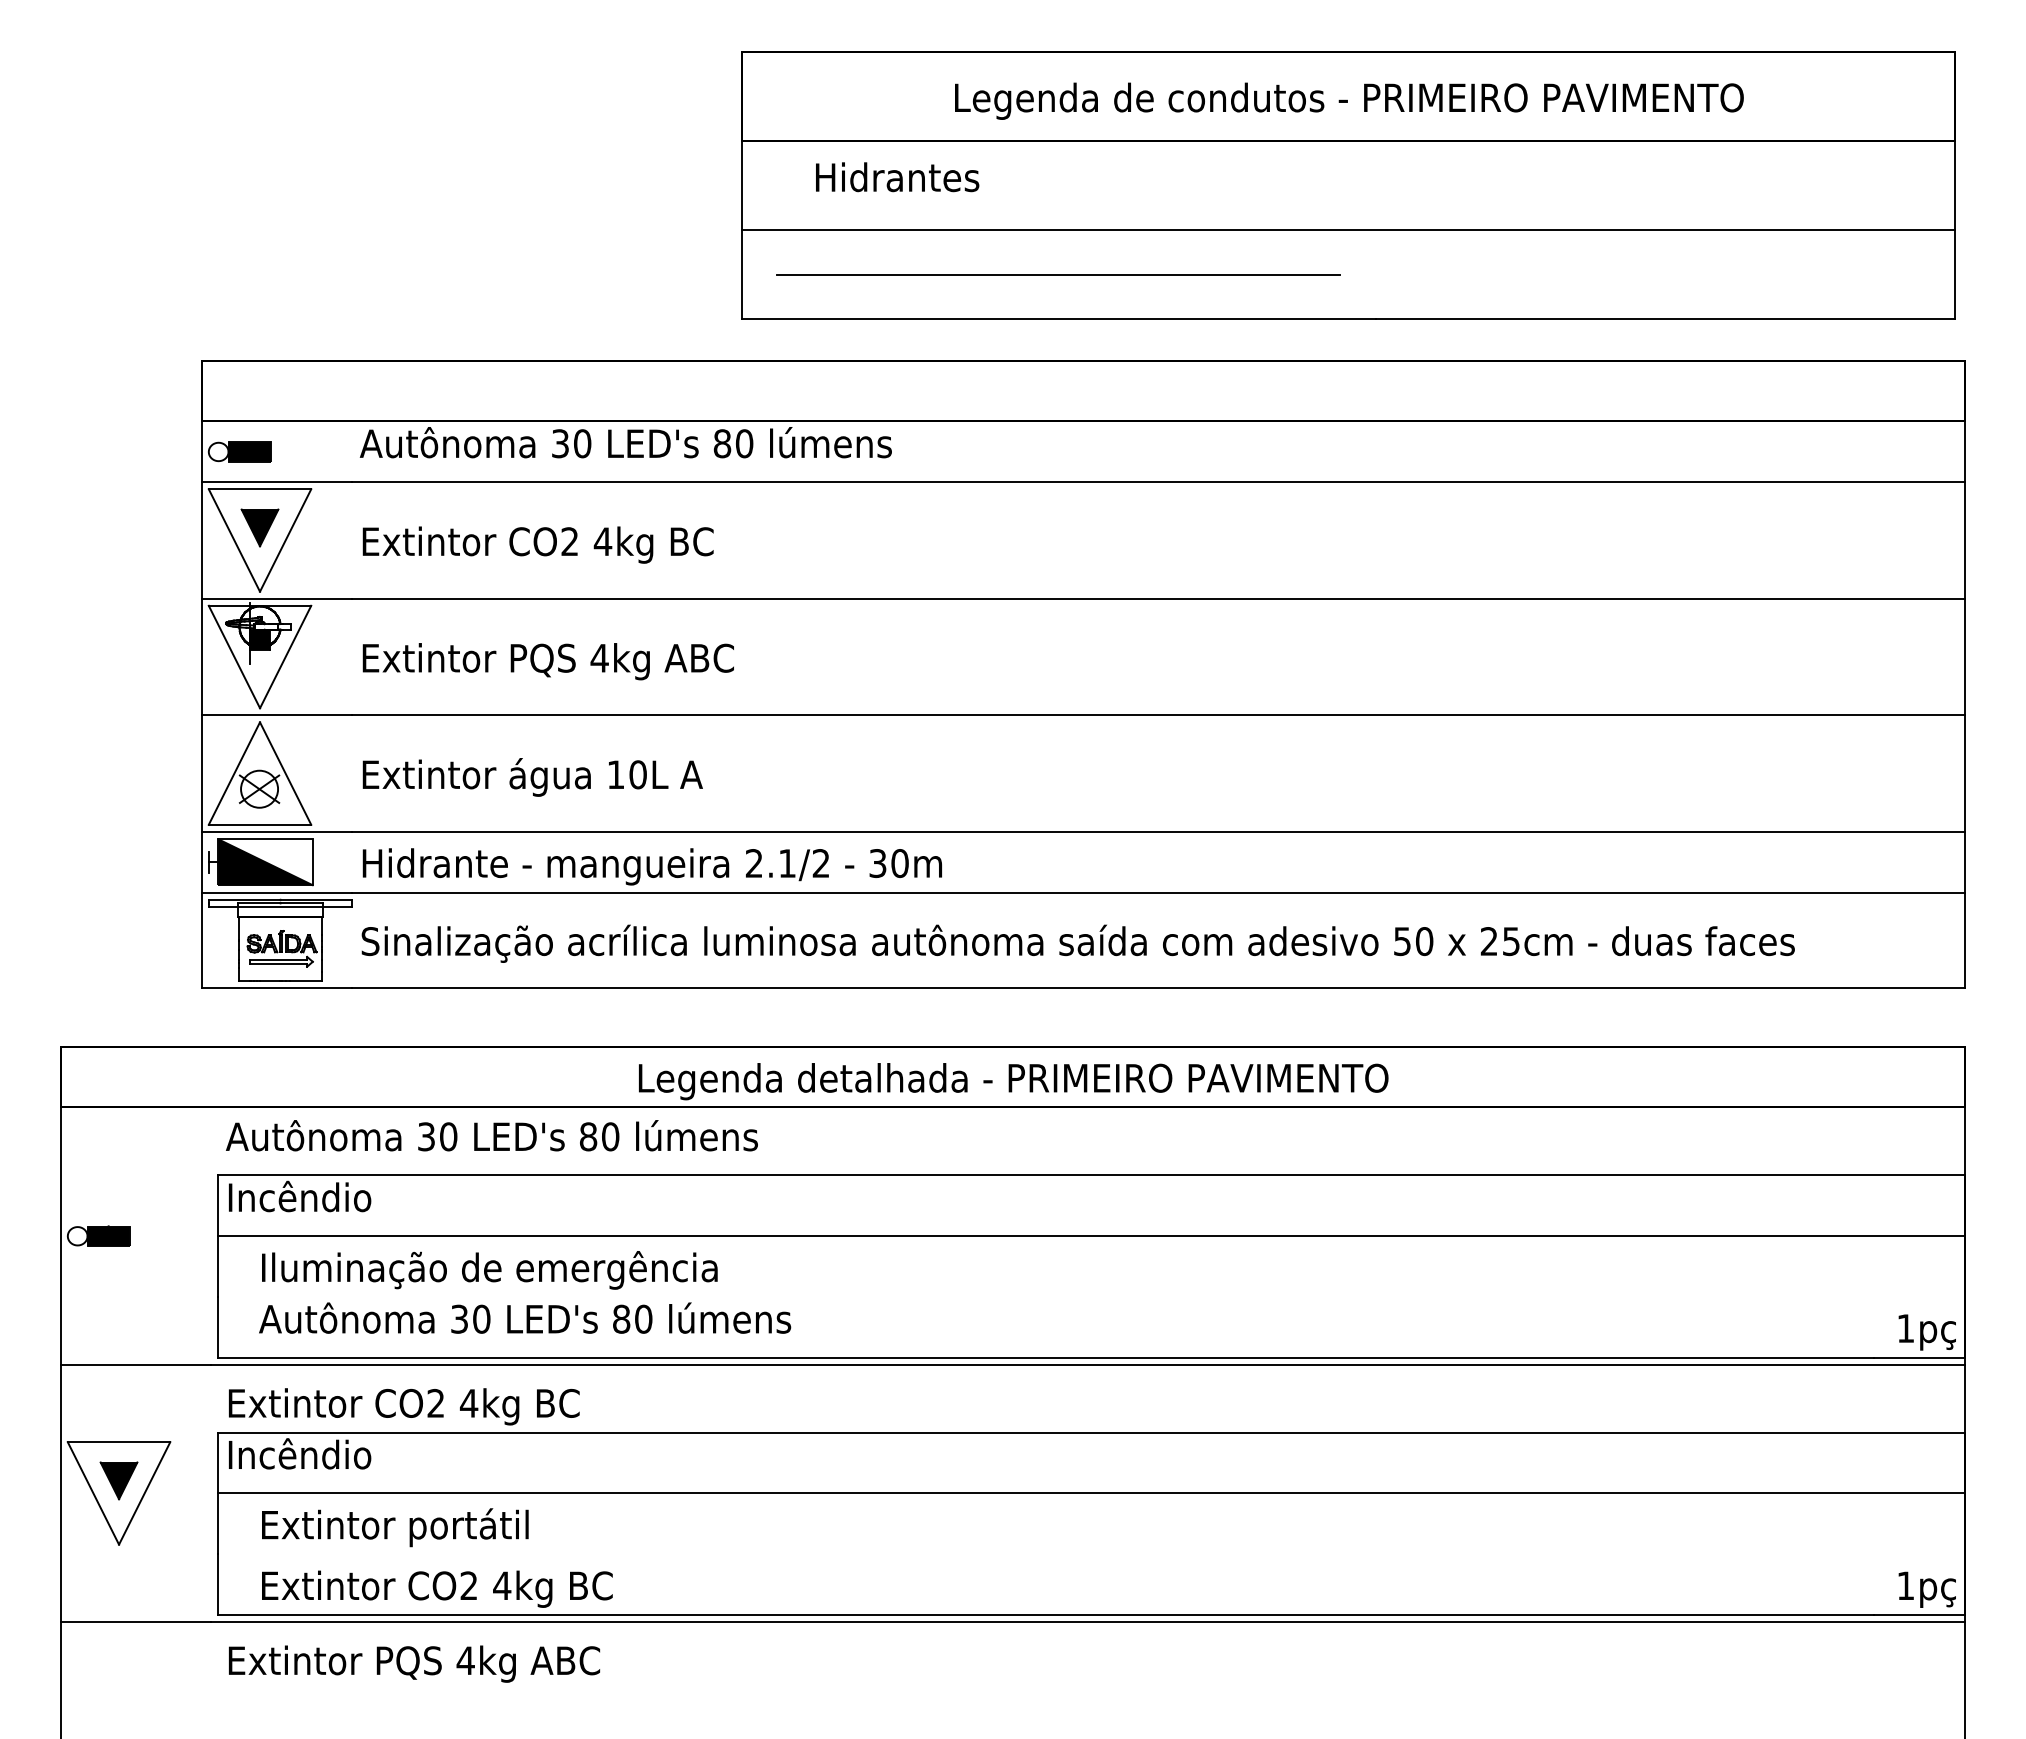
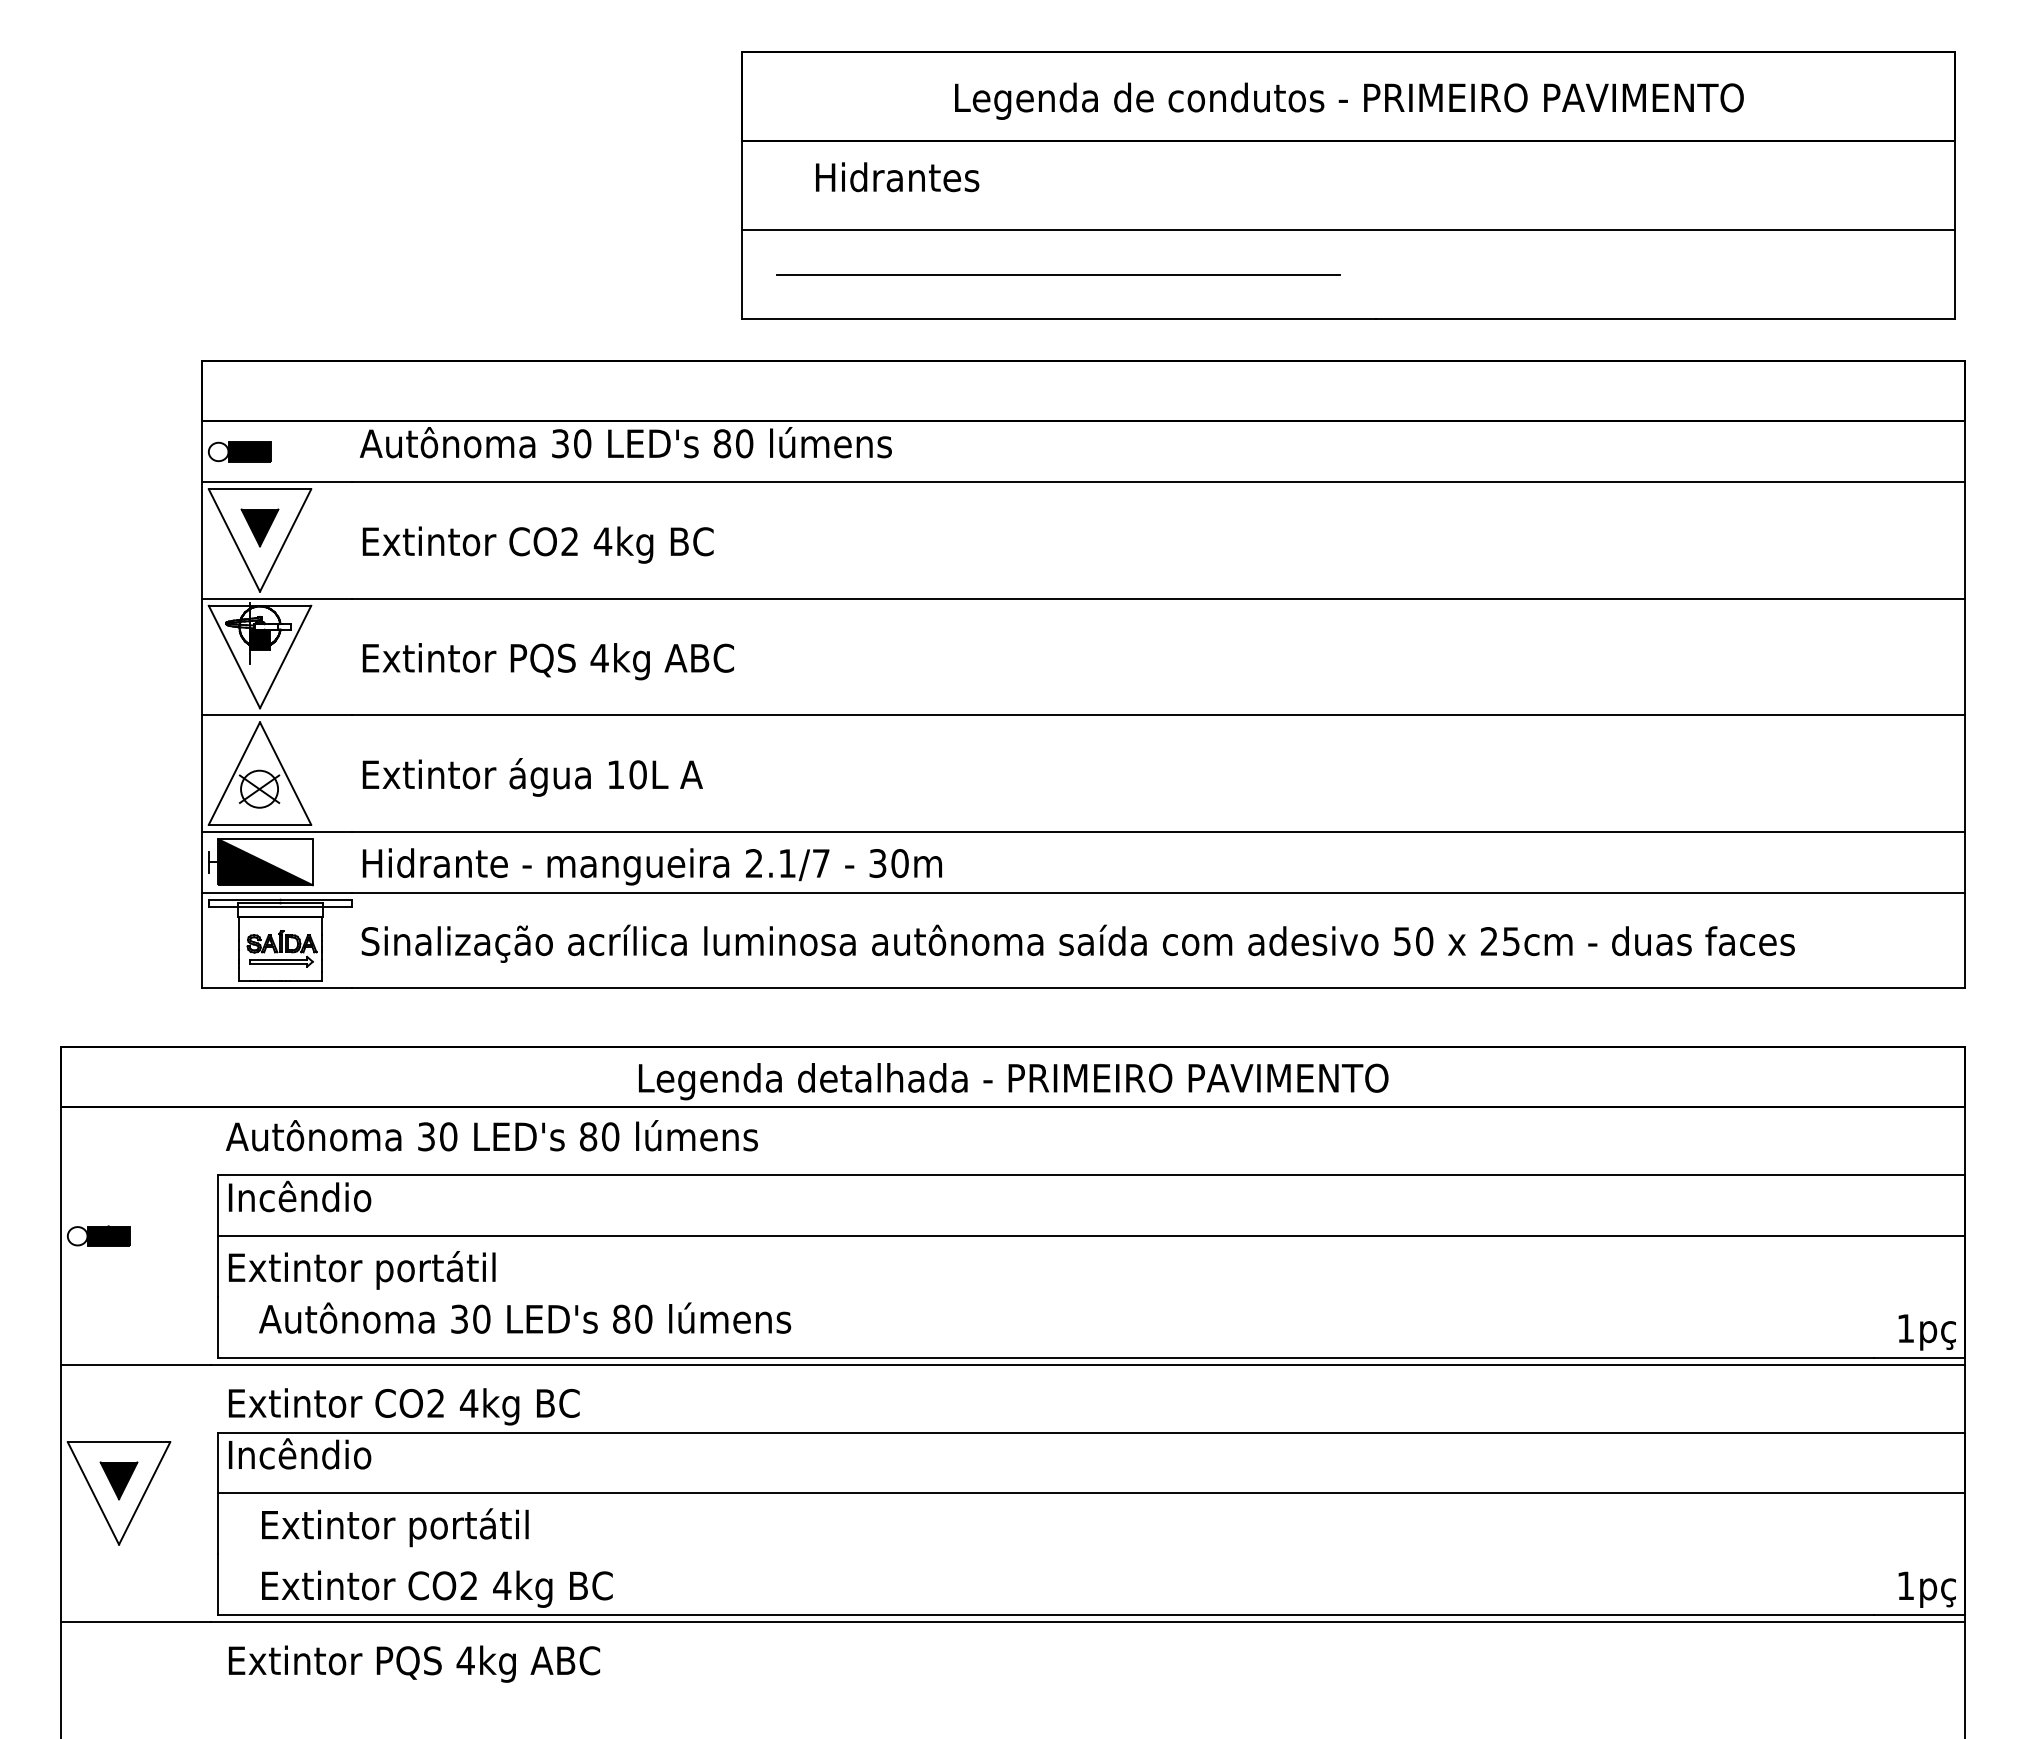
text: 2.1/2 -> 2.1/7 (820, 863)
text: Iluminação de emergência -> Extintor portátil (472, 1270)
